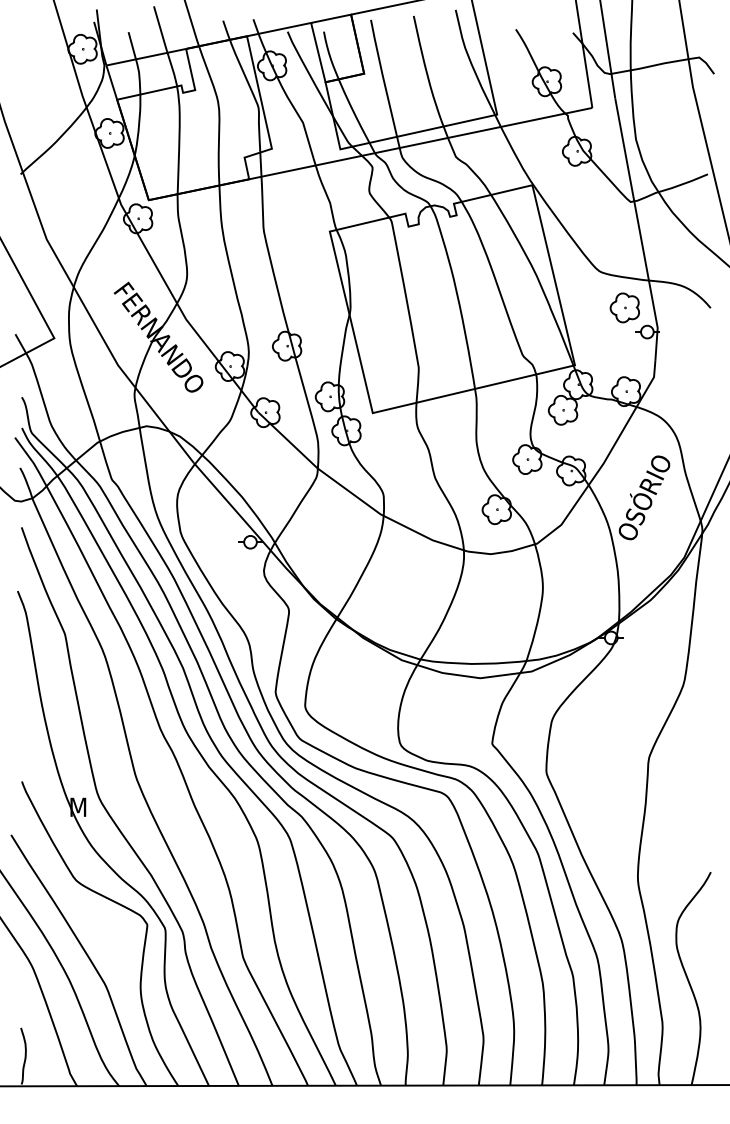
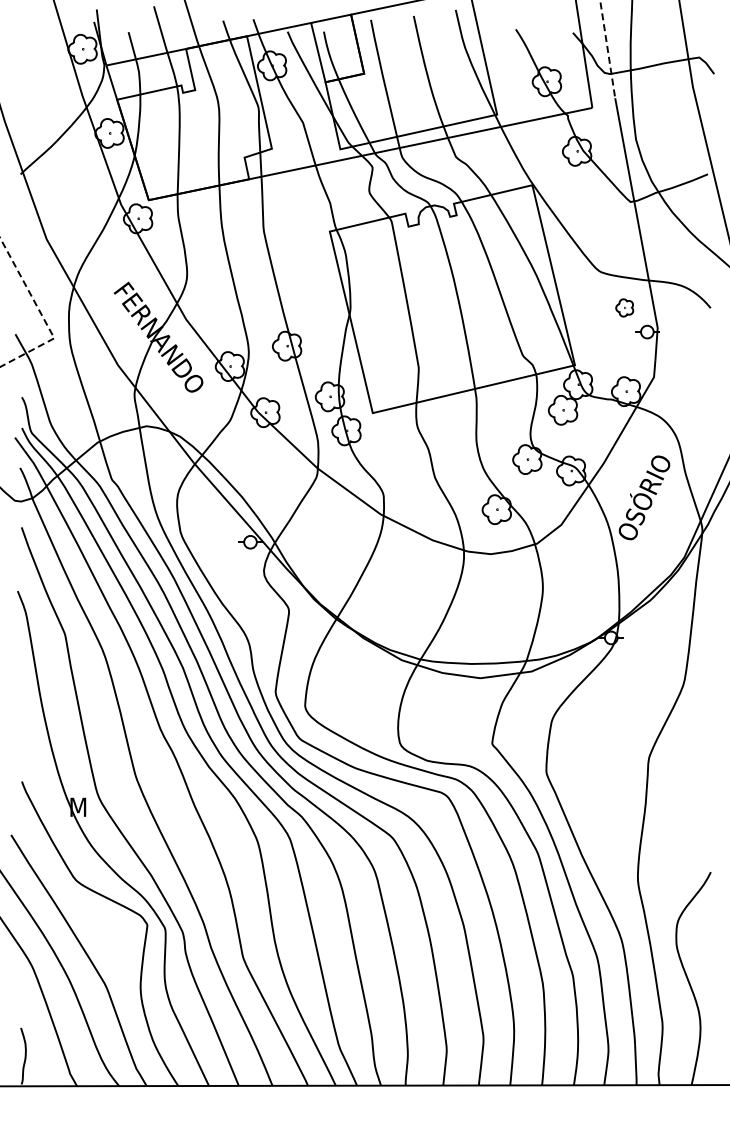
line: solid -> dashed (607, 48)
part size: 31x32 px -> 20x20 px (624, 307)
line: solid -> dashed (42, 315)
